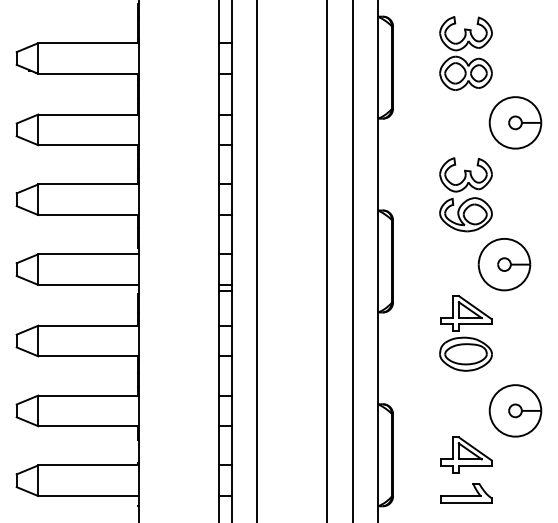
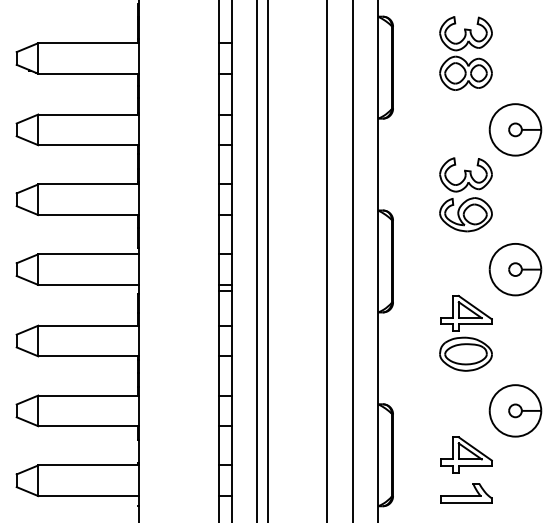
part position: (515, 122) -> (515, 129) (515, 129)
line: none -> present (268, 260)
part position: (504, 264) -> (515, 269) (515, 269)
